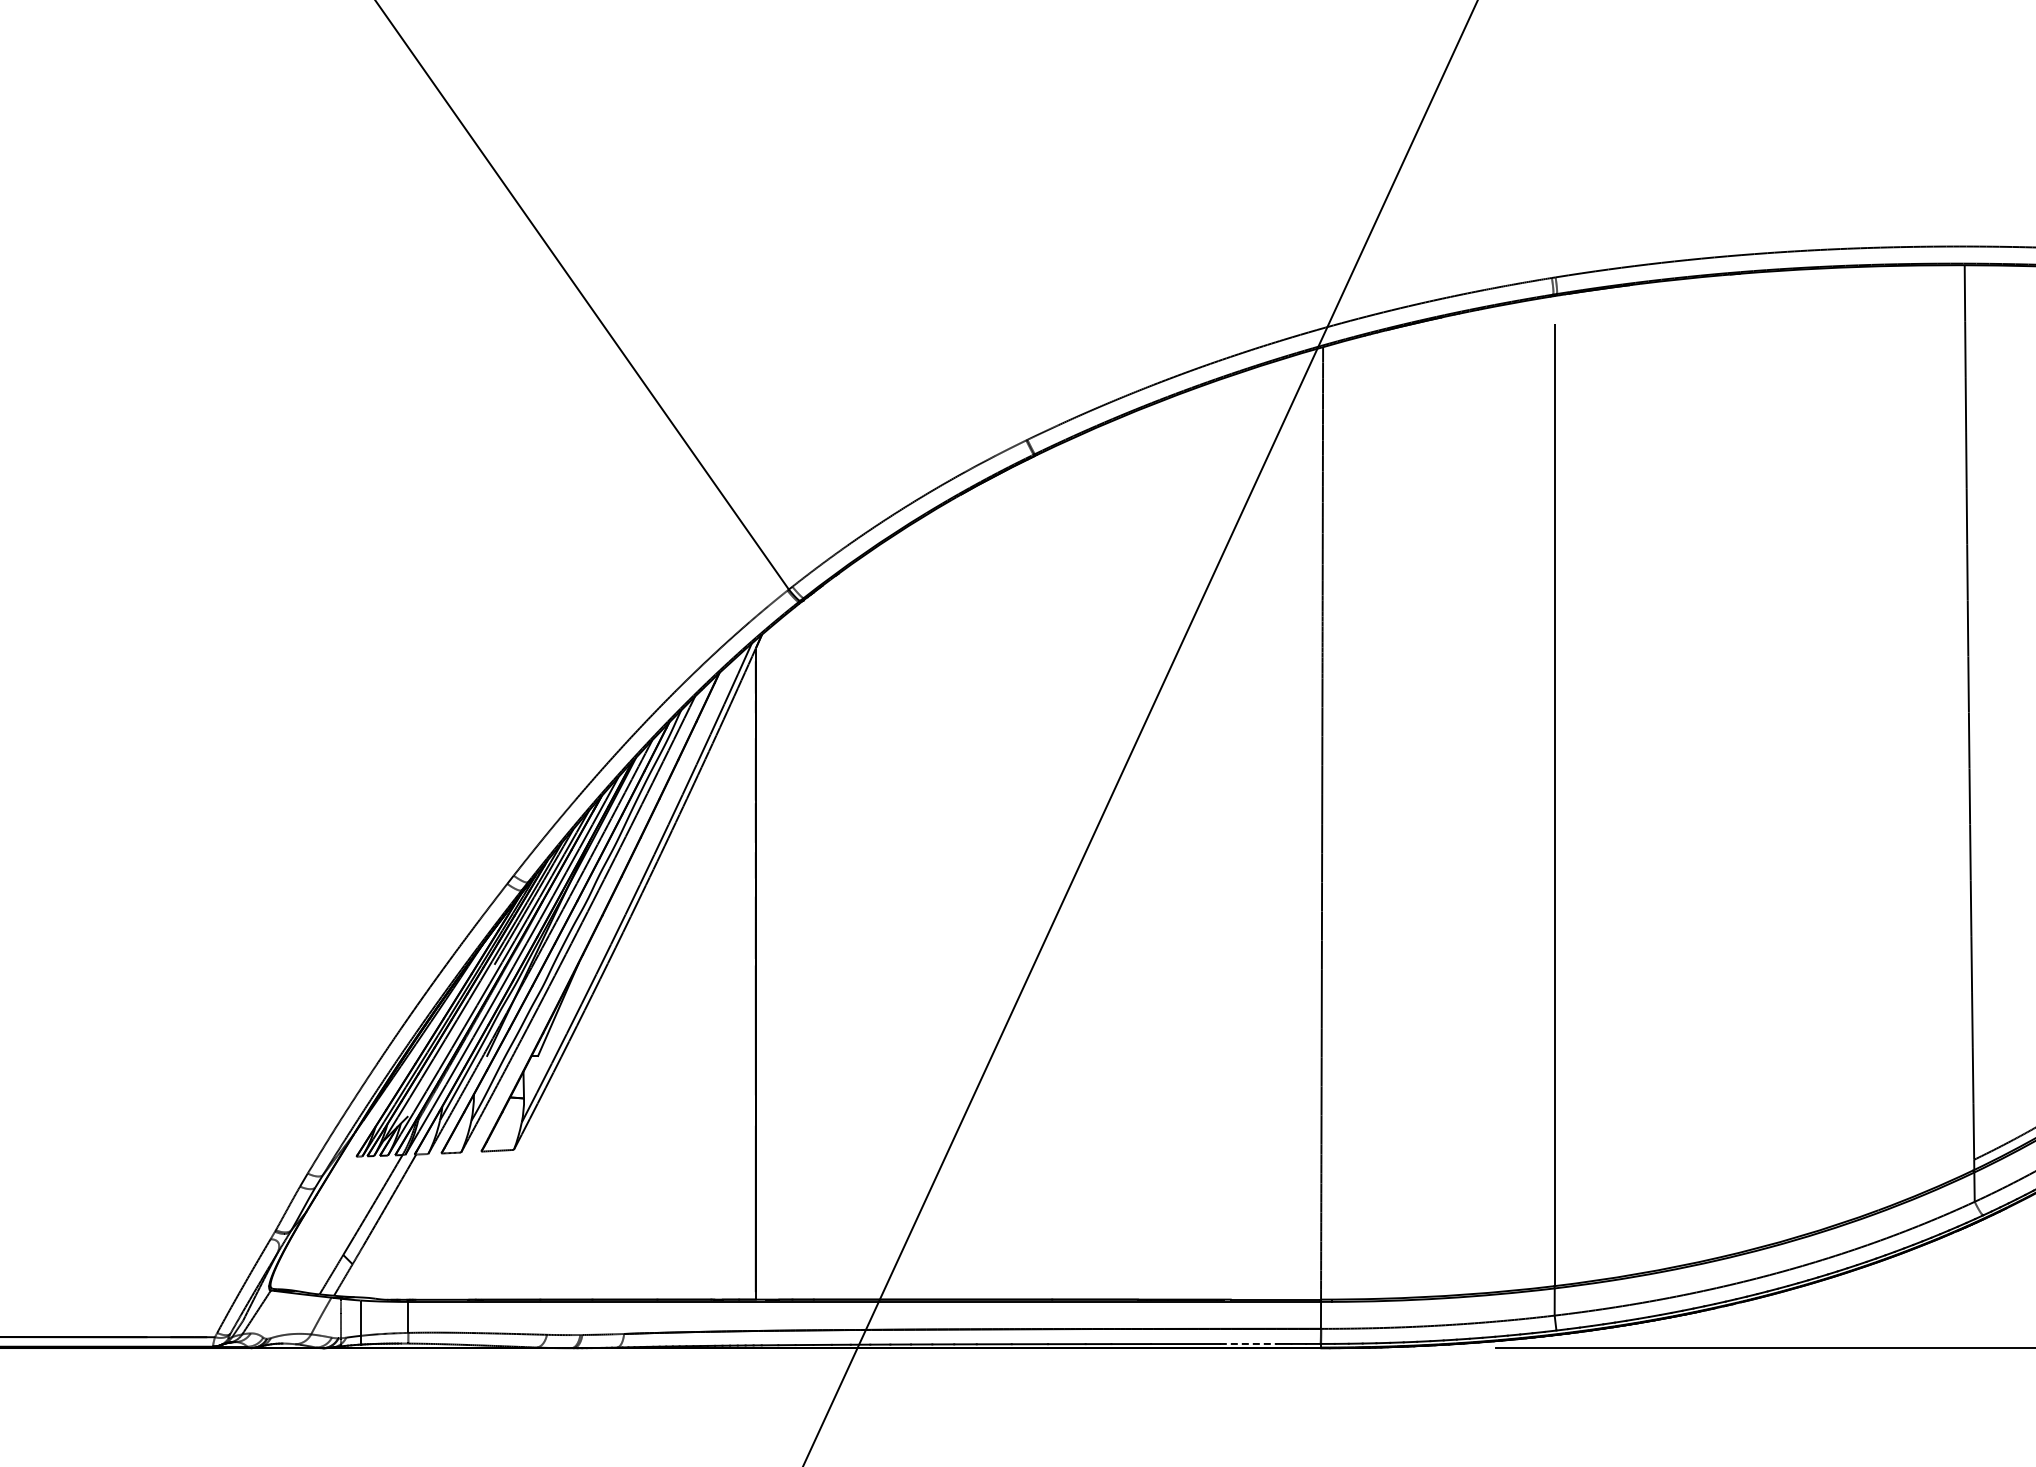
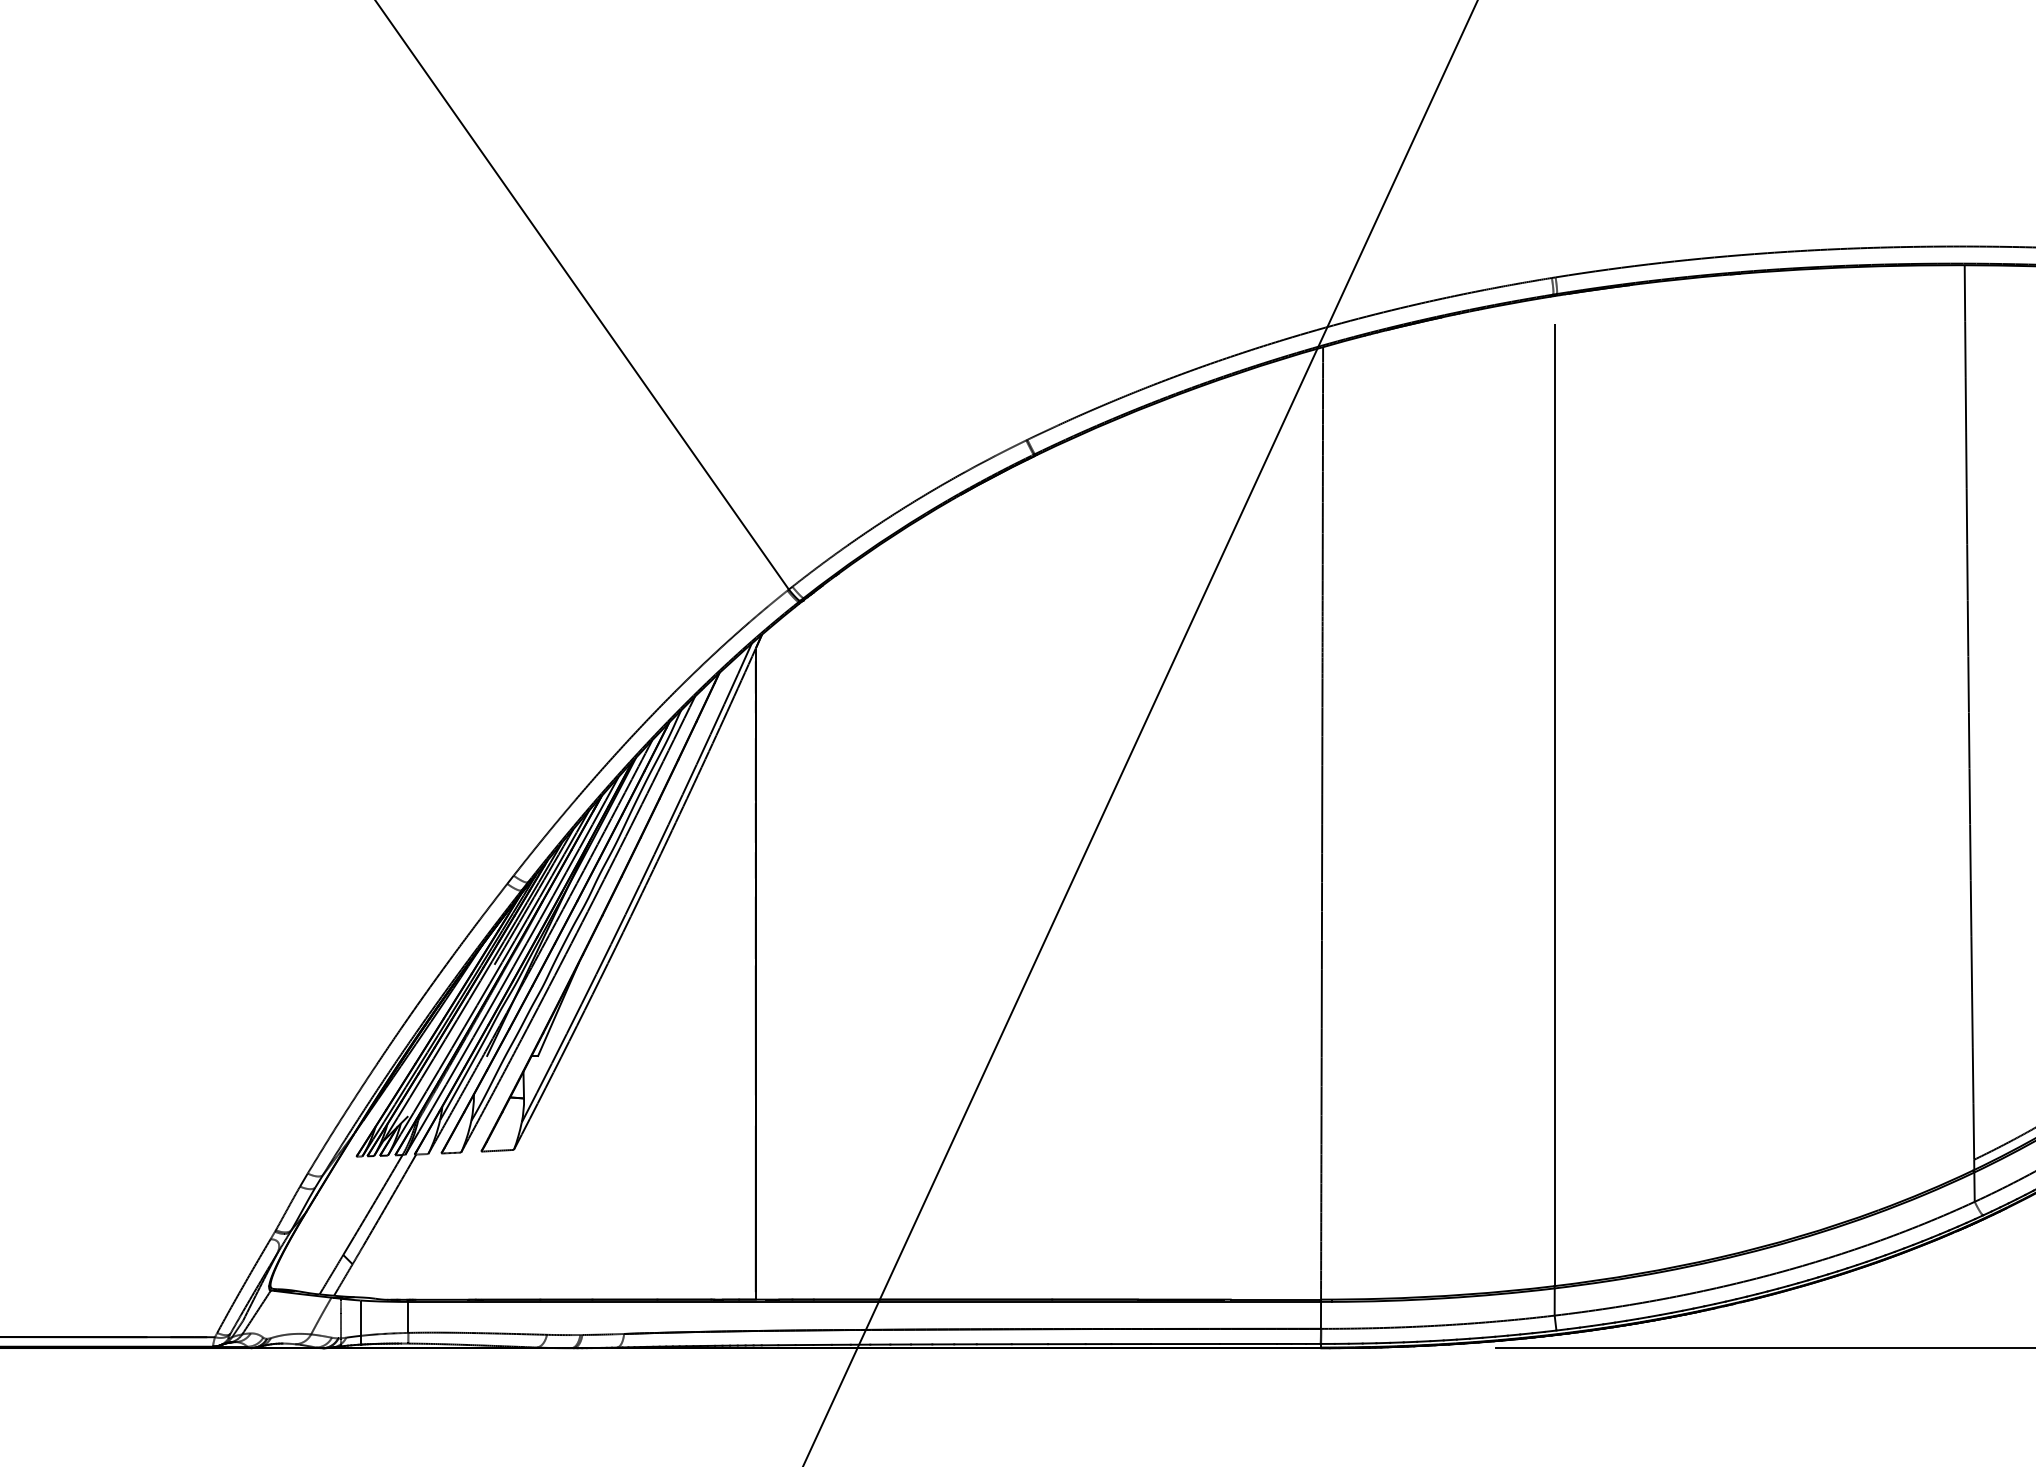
line: dashed -> solid (1248, 1343)
